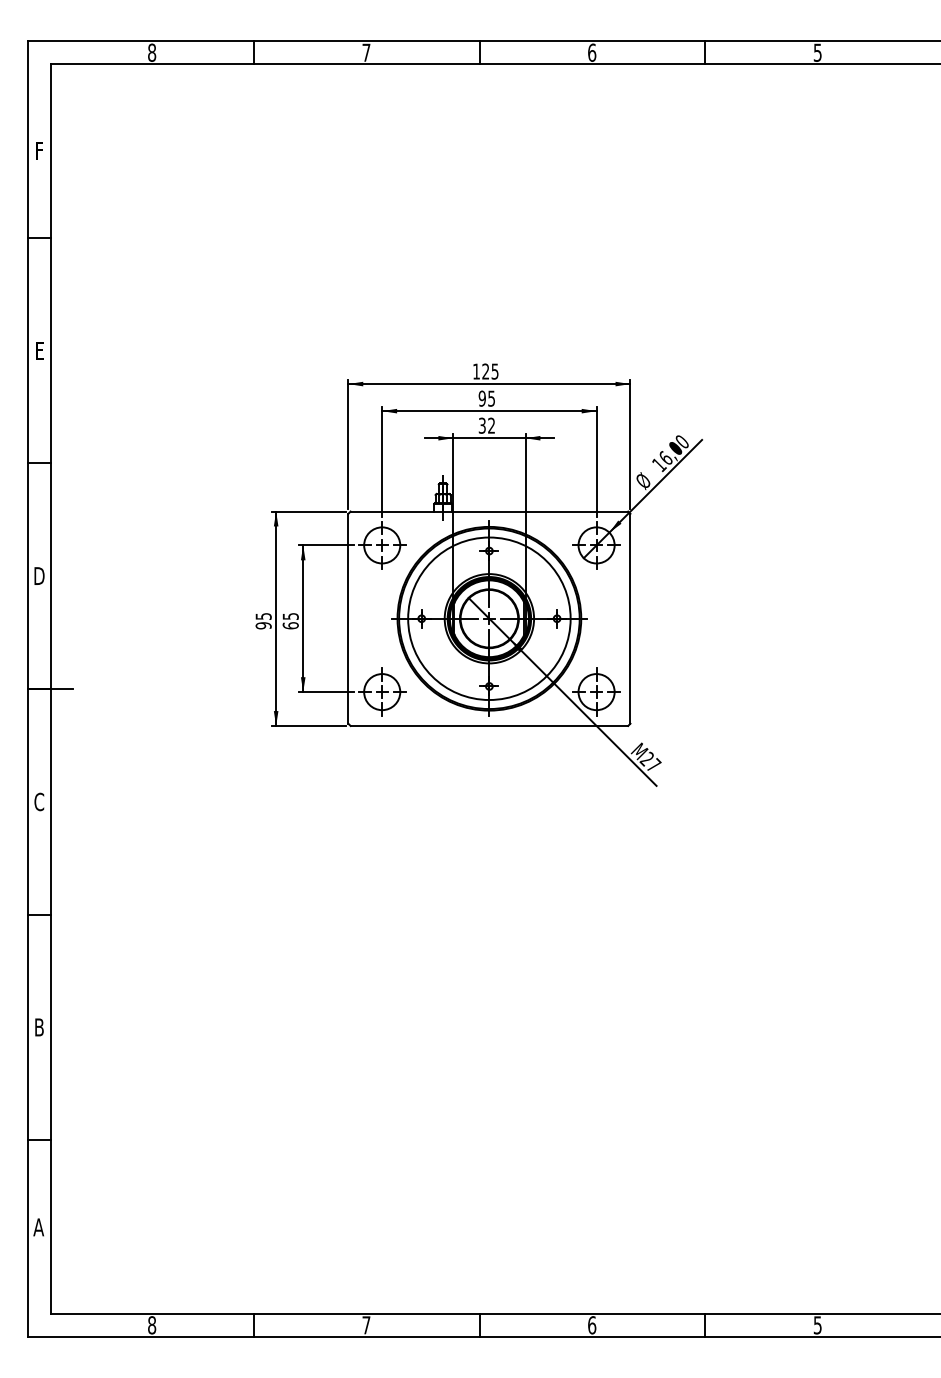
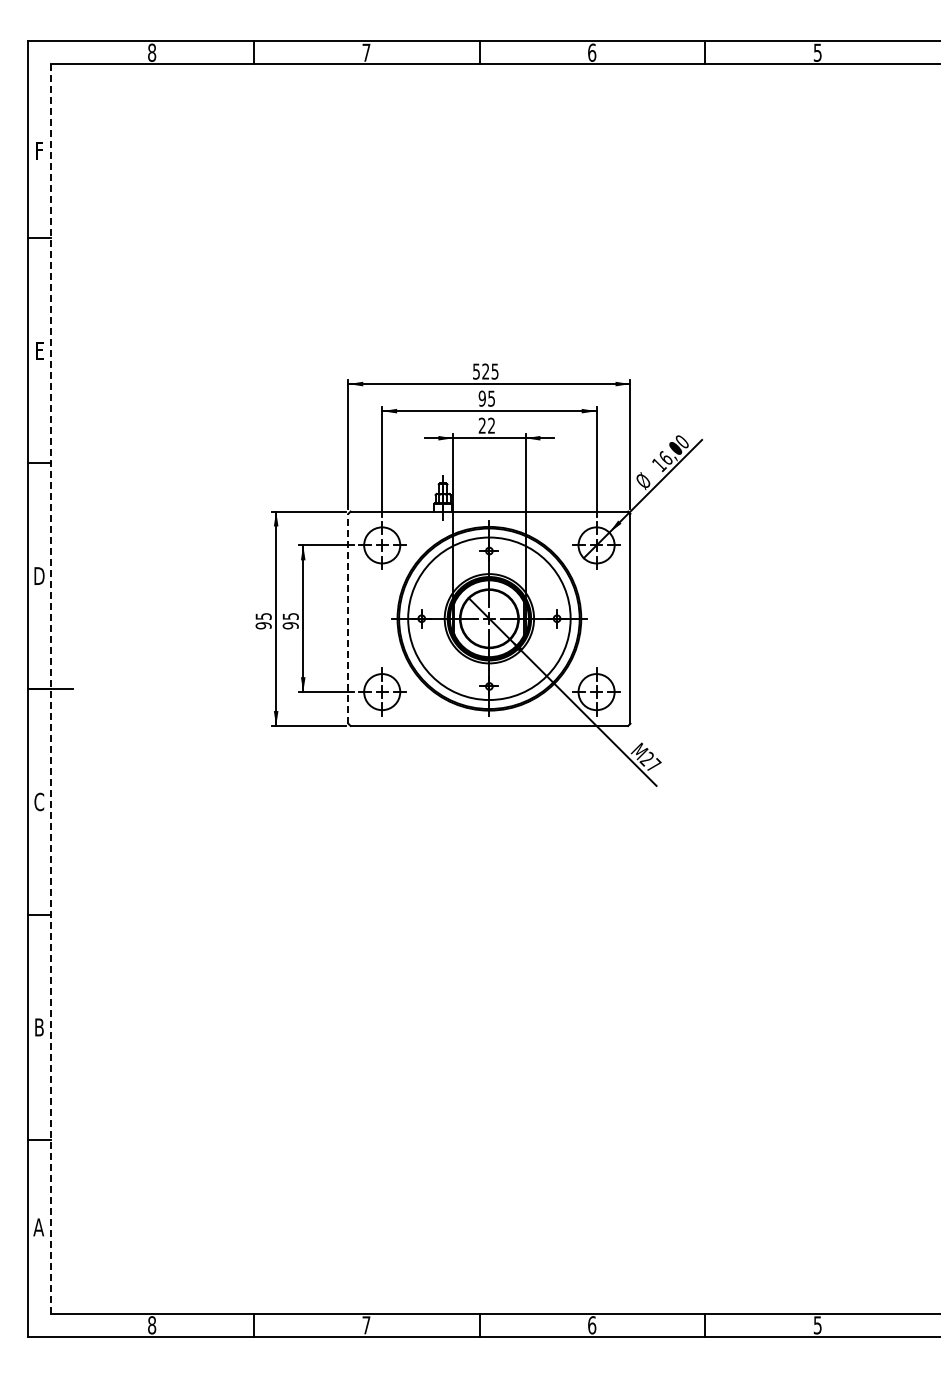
text: 125 -> 525 (476, 371)
text: 32 -> 22 (481, 425)
line: solid -> dashed (348, 618)
text: 65 -> 95 (290, 625)
line: solid -> dashed (50, 688)
